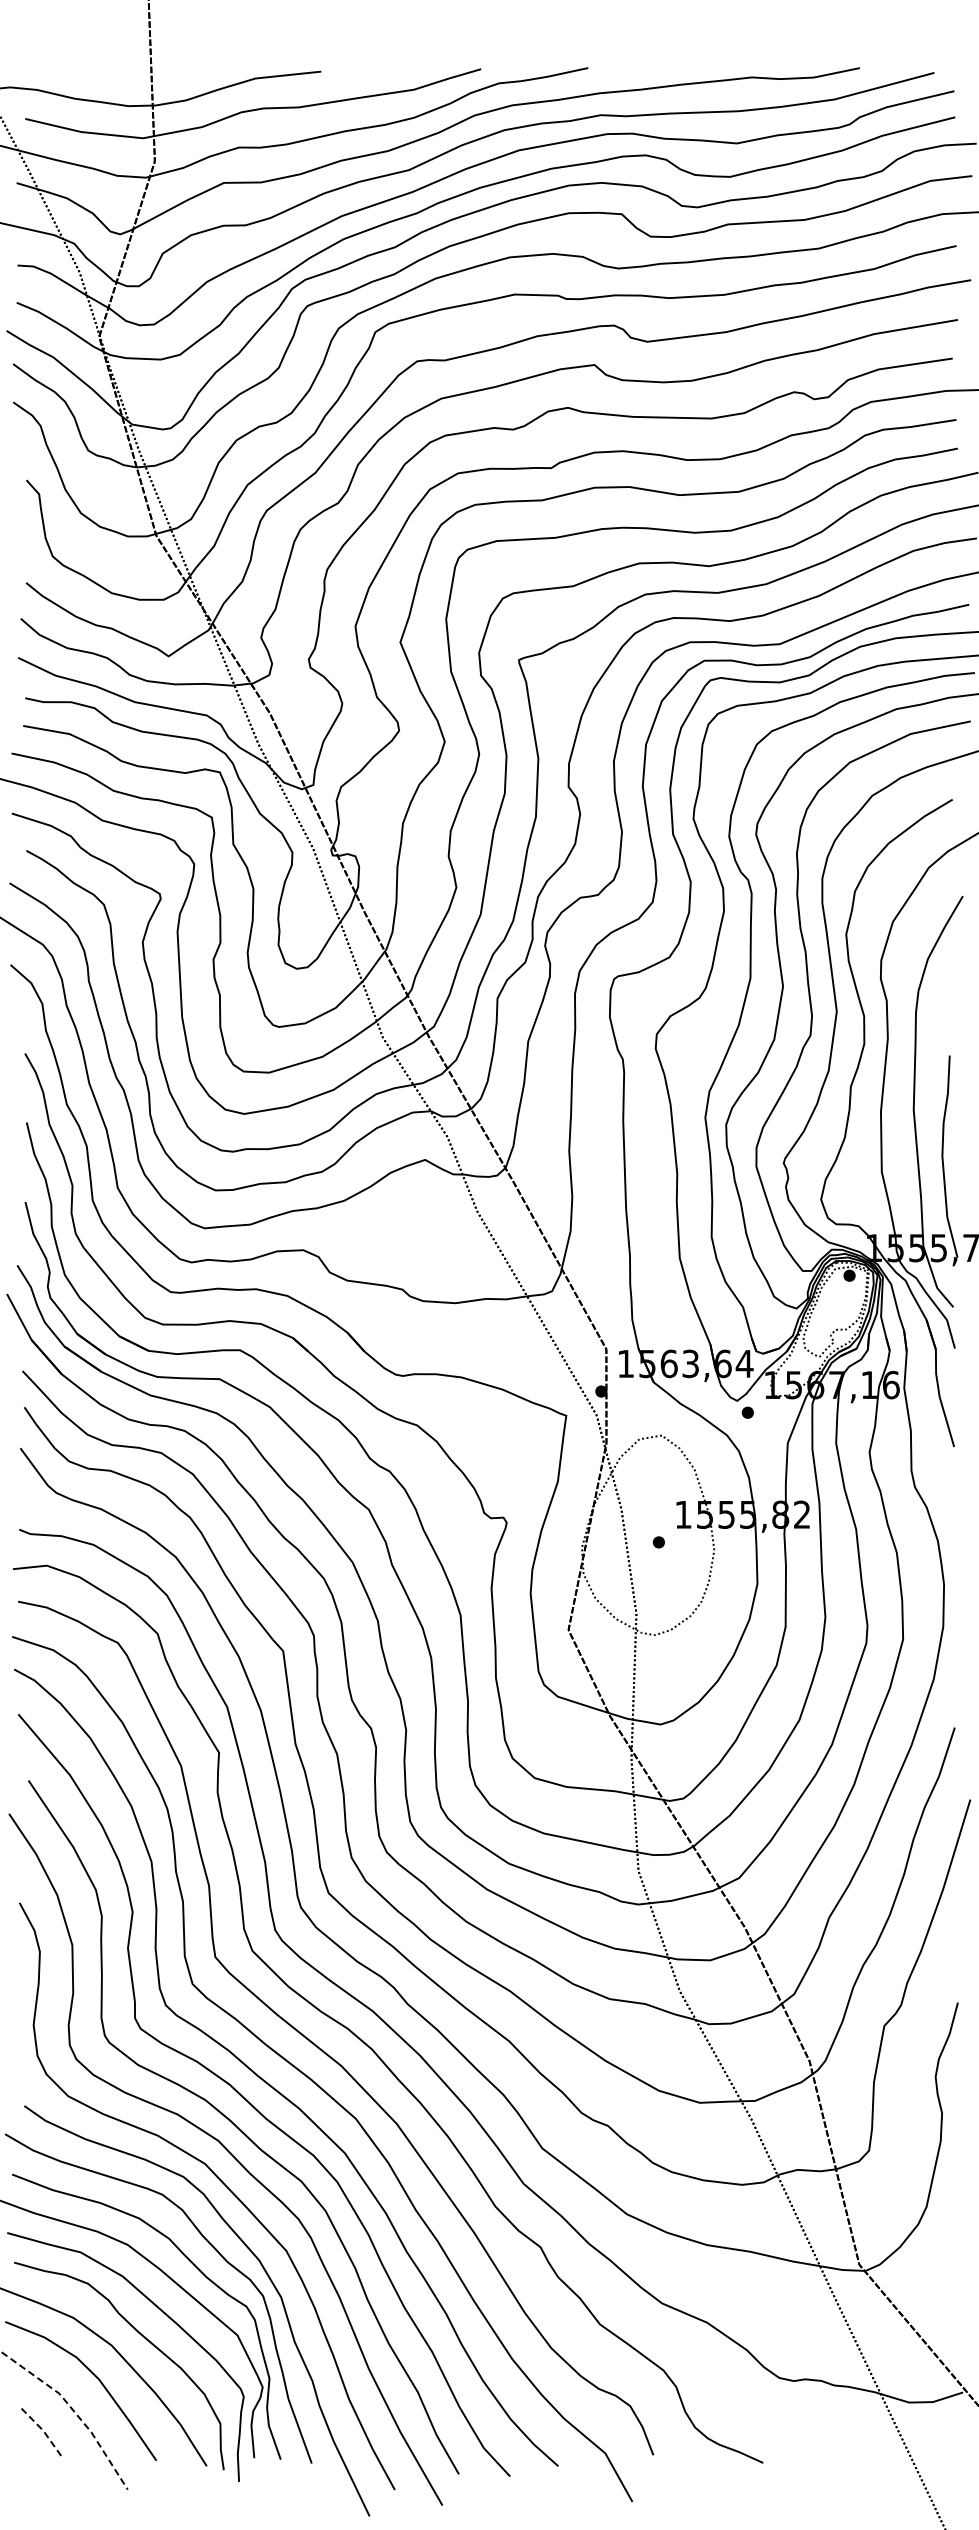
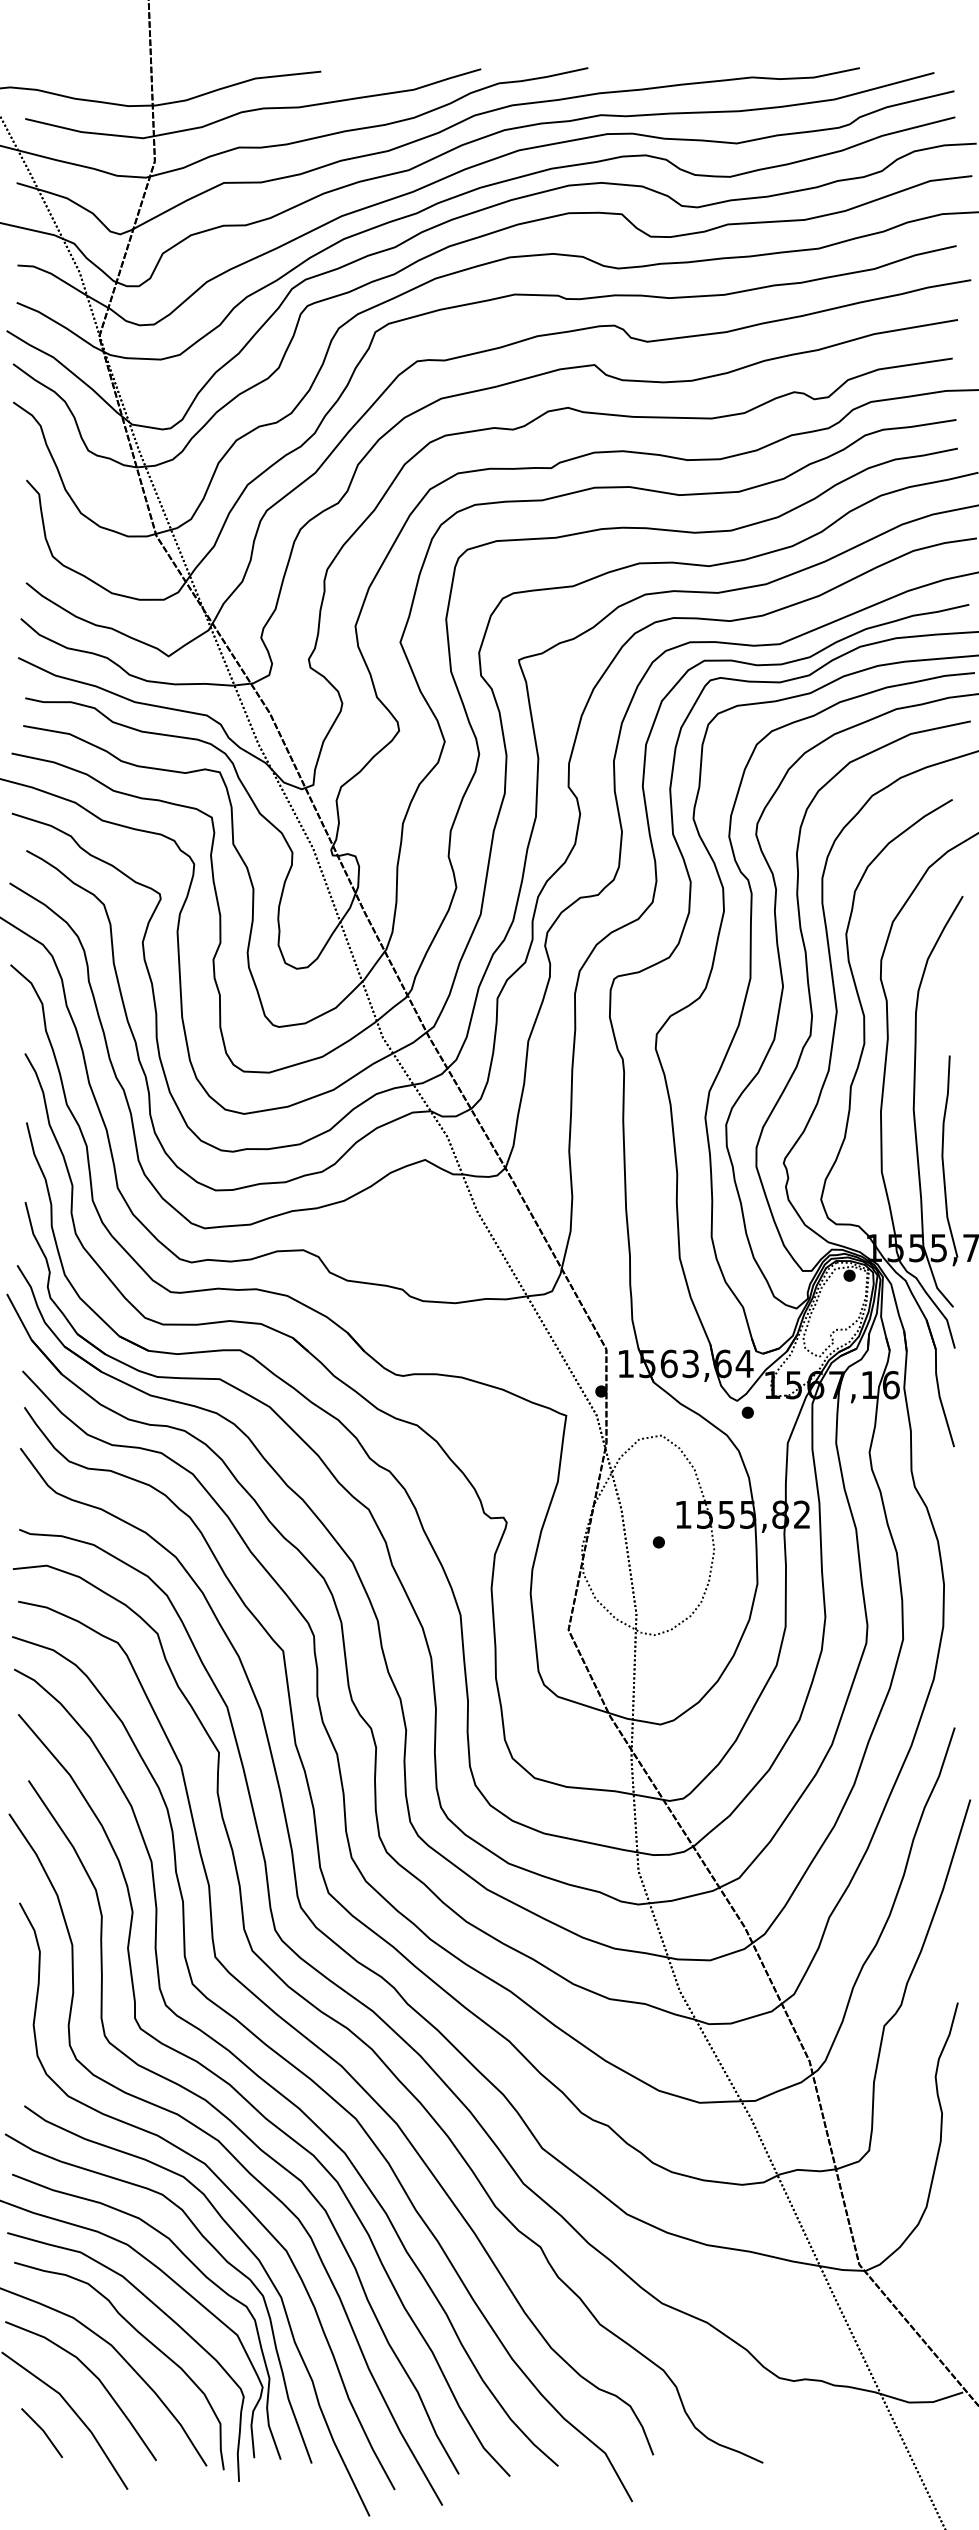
line: dashed -> solid (74, 2411)
line: dashed -> solid (43, 2431)
